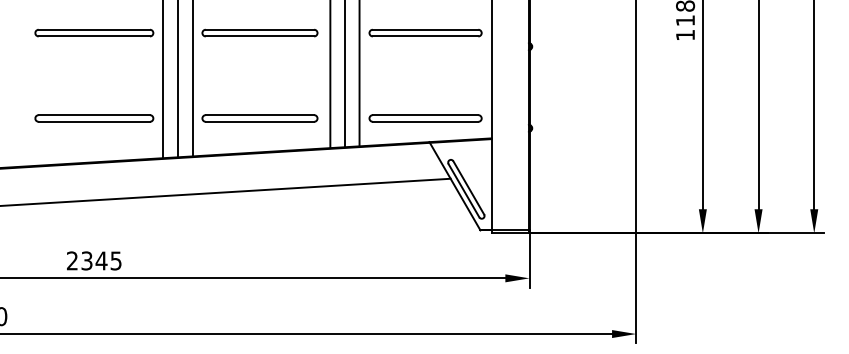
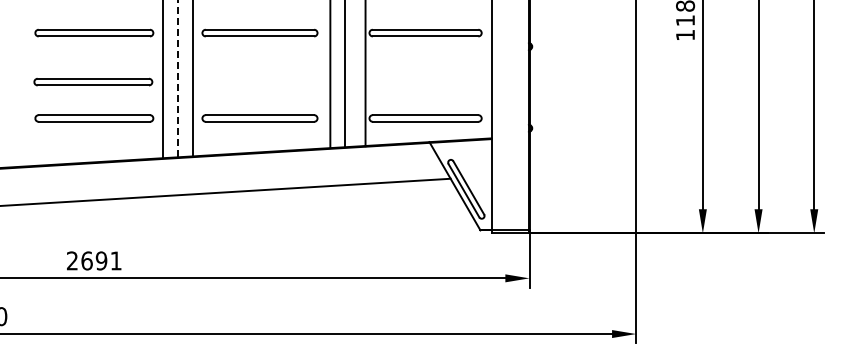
line position: (359, 74) -> (365, 74) (365, 74)
line: solid -> dashed (177, 78)
part: none -> present (93, 81)
text: 2345 -> 2691 (101, 260)
